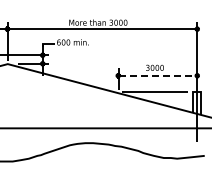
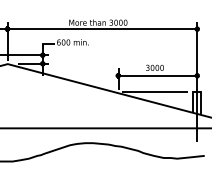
line: dashed -> solid (158, 76)
